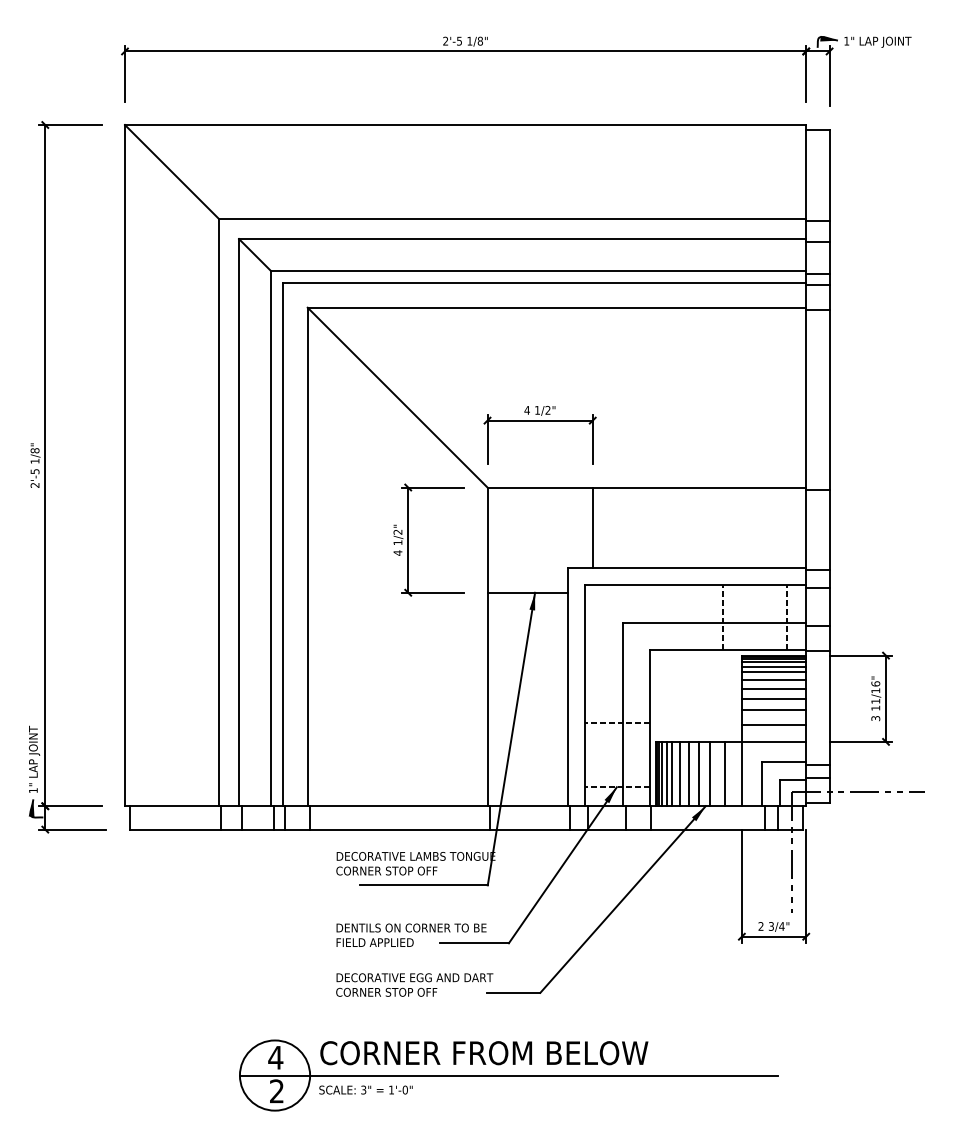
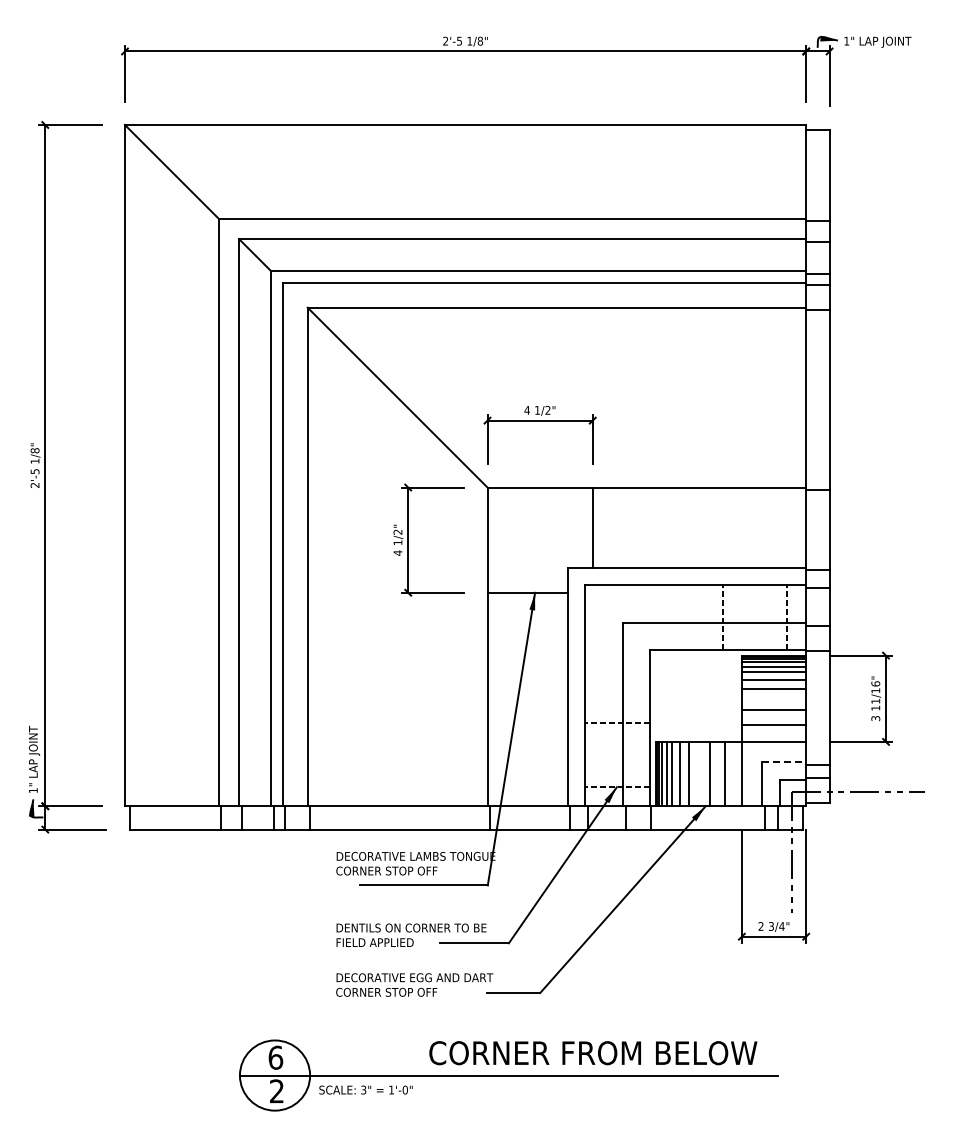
line: present -> none (773, 698)
line: solid -> dashed (784, 762)
line: present -> none (698, 773)
text position: (484, 1053) -> (593, 1053) (593, 1053)
text: 4 -> 6 (275, 1057)
